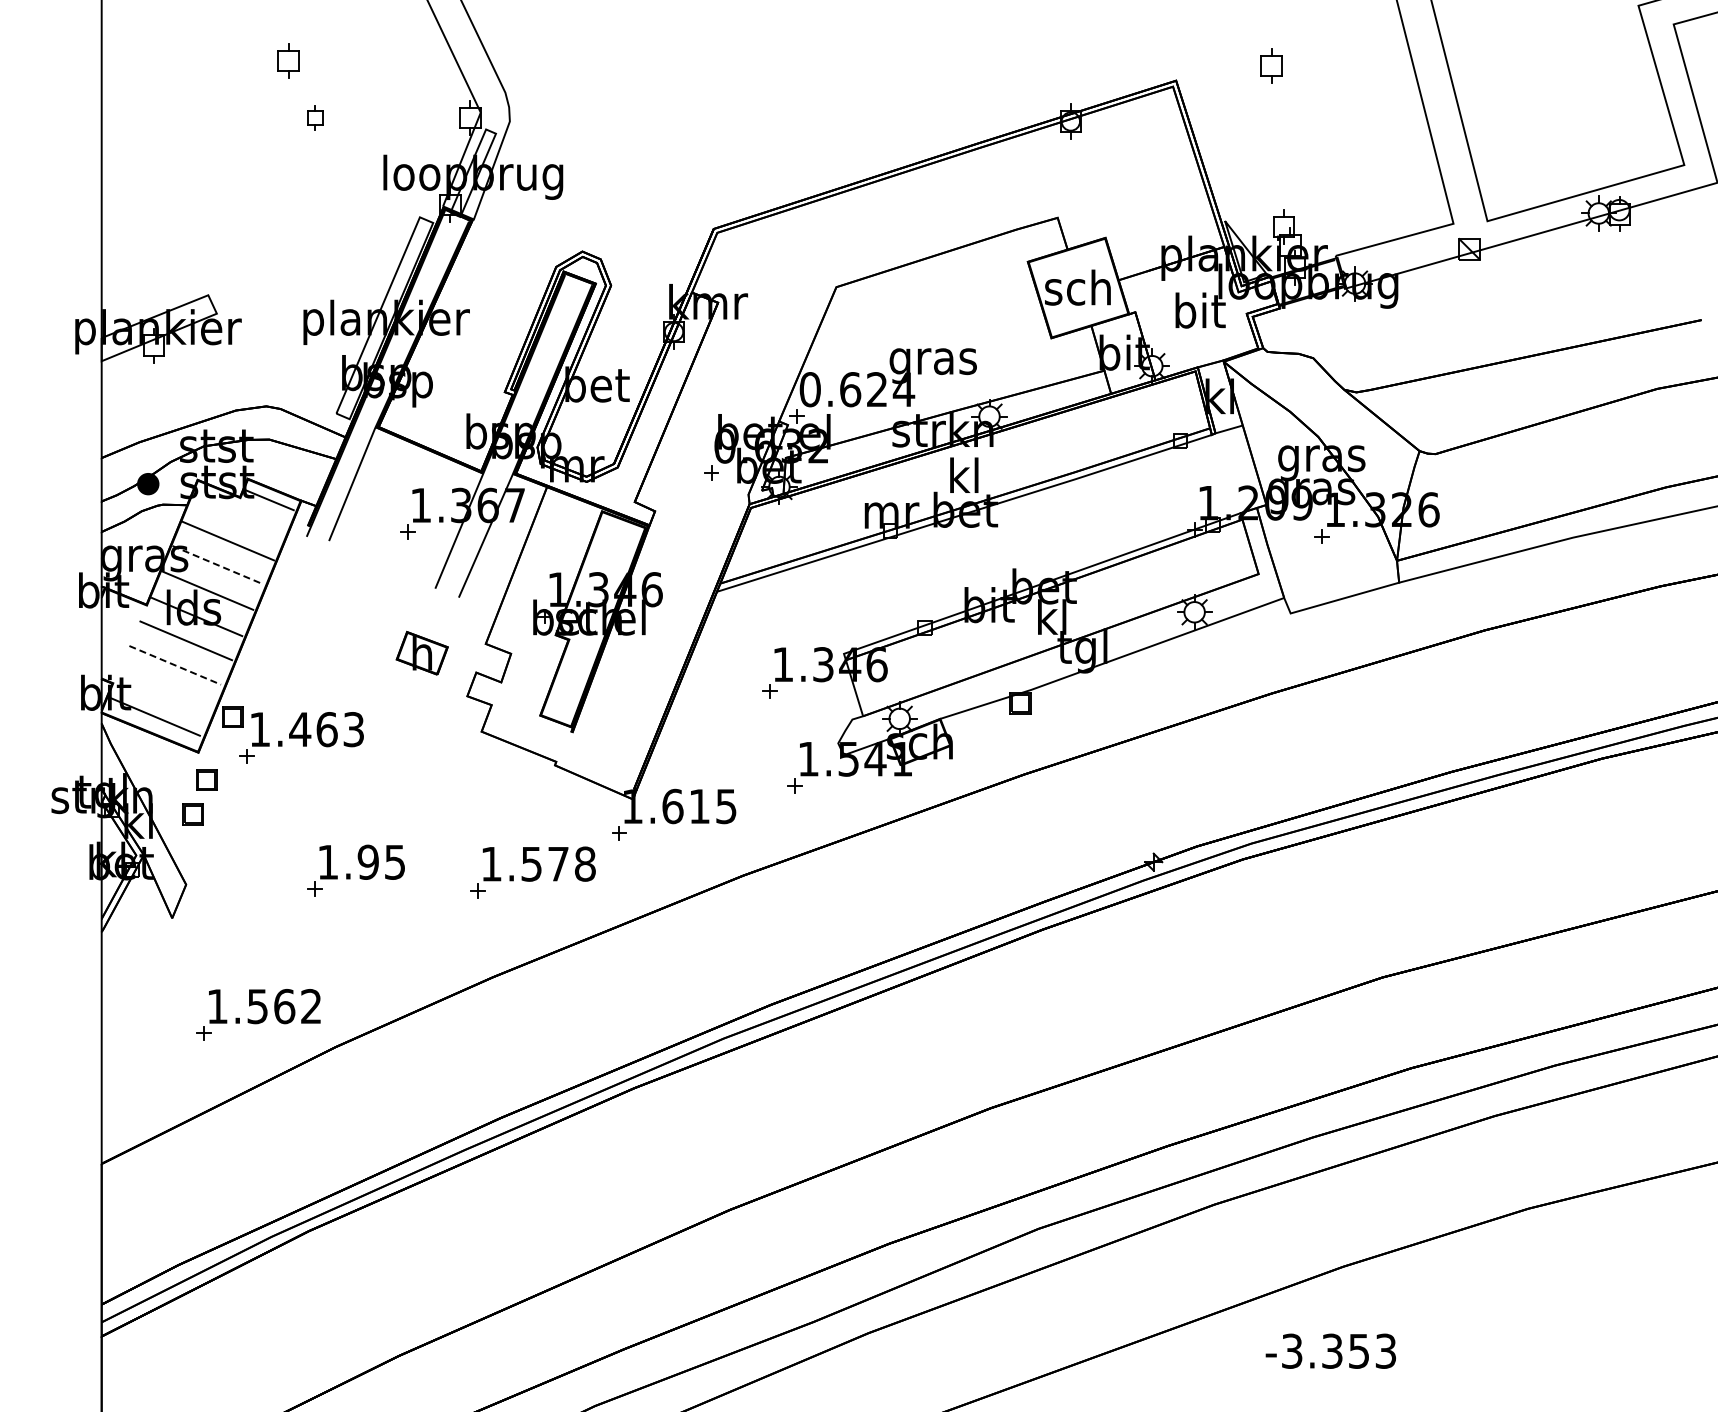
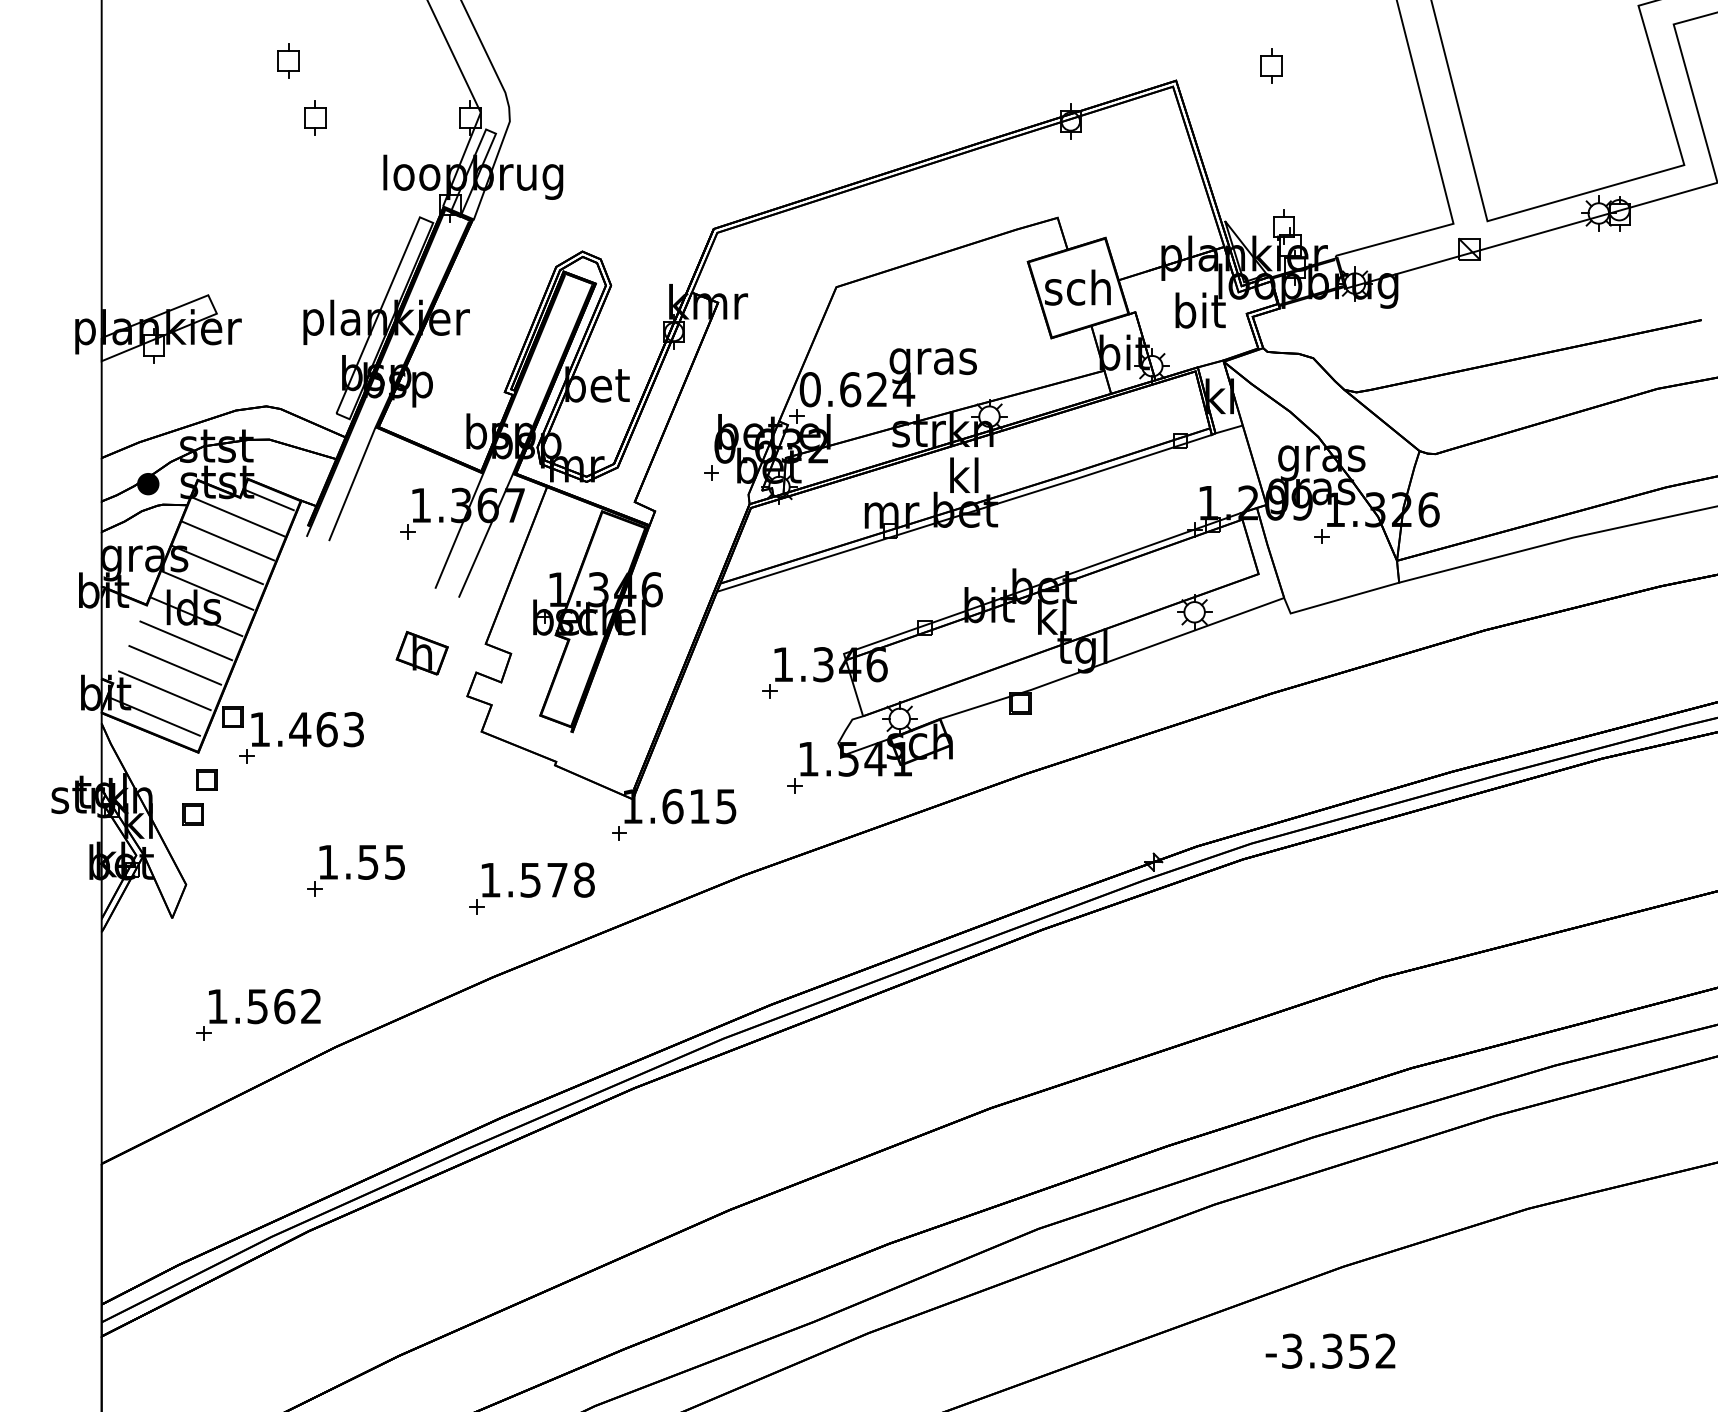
part size: 17x26 px -> 23x36 px (315, 117)
line: none -> present (238, 516)
line: dashed -> solid (218, 565)
line: dashed -> solid (175, 665)
line: none -> present (164, 690)
text: 1.95 -> 1.55 (367, 861)
part position: (532, 872) -> (531, 888) (531, 888)
text: -3.353 -> -3.352 (1385, 1350)
